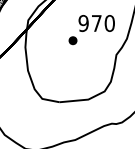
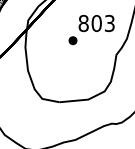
text: 970 -> 803 (96, 23)
